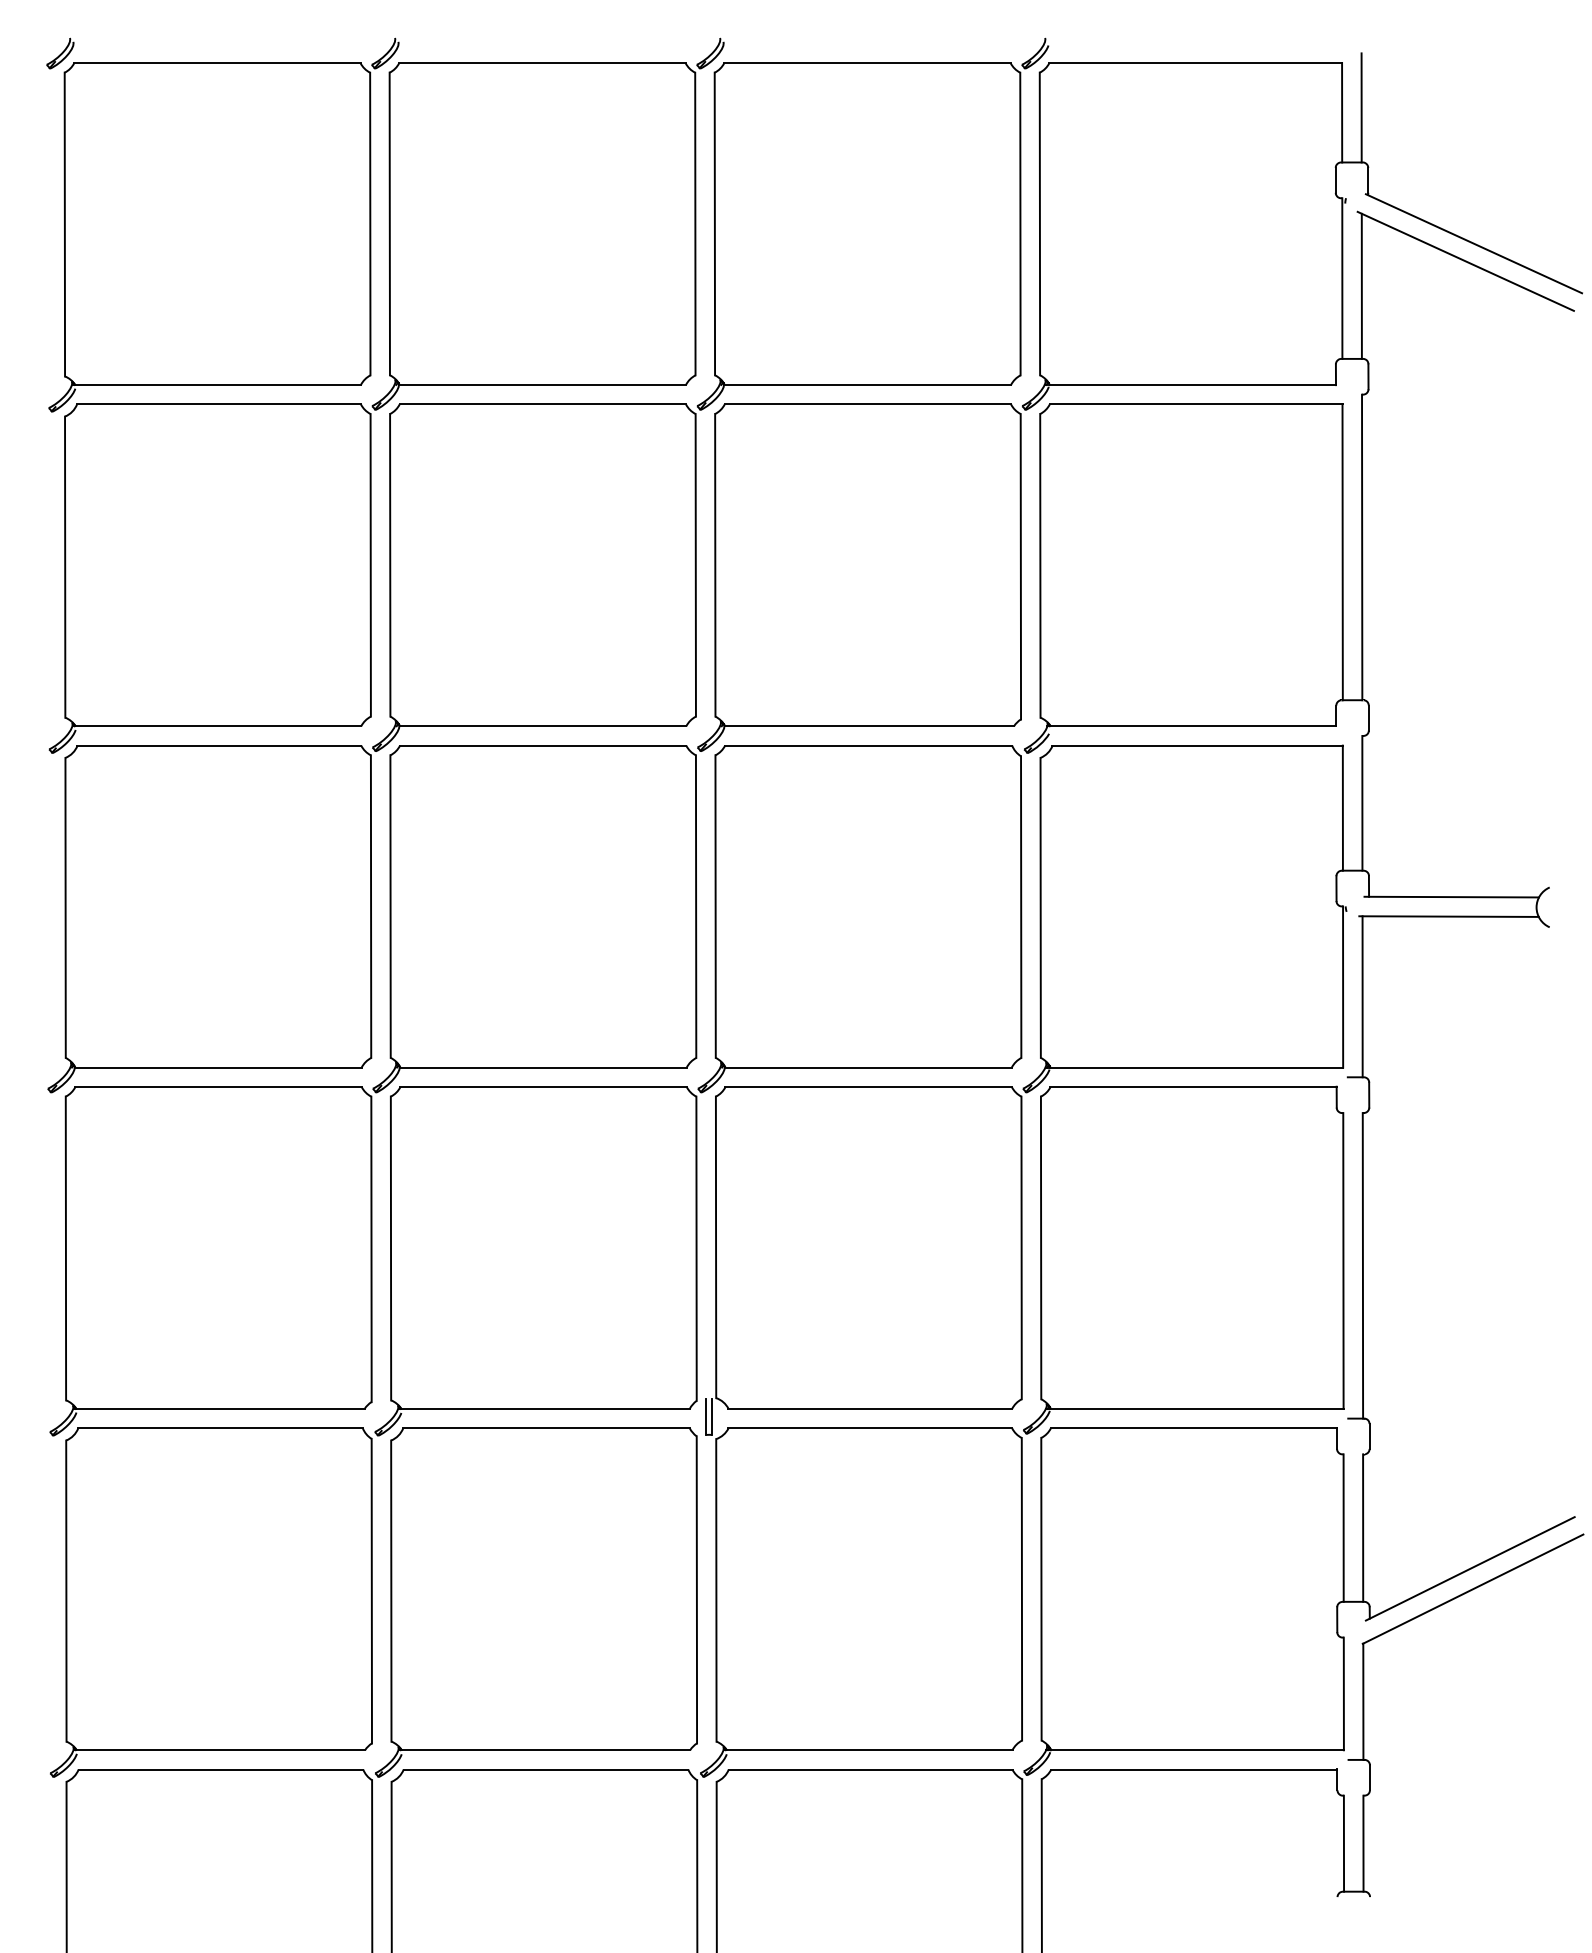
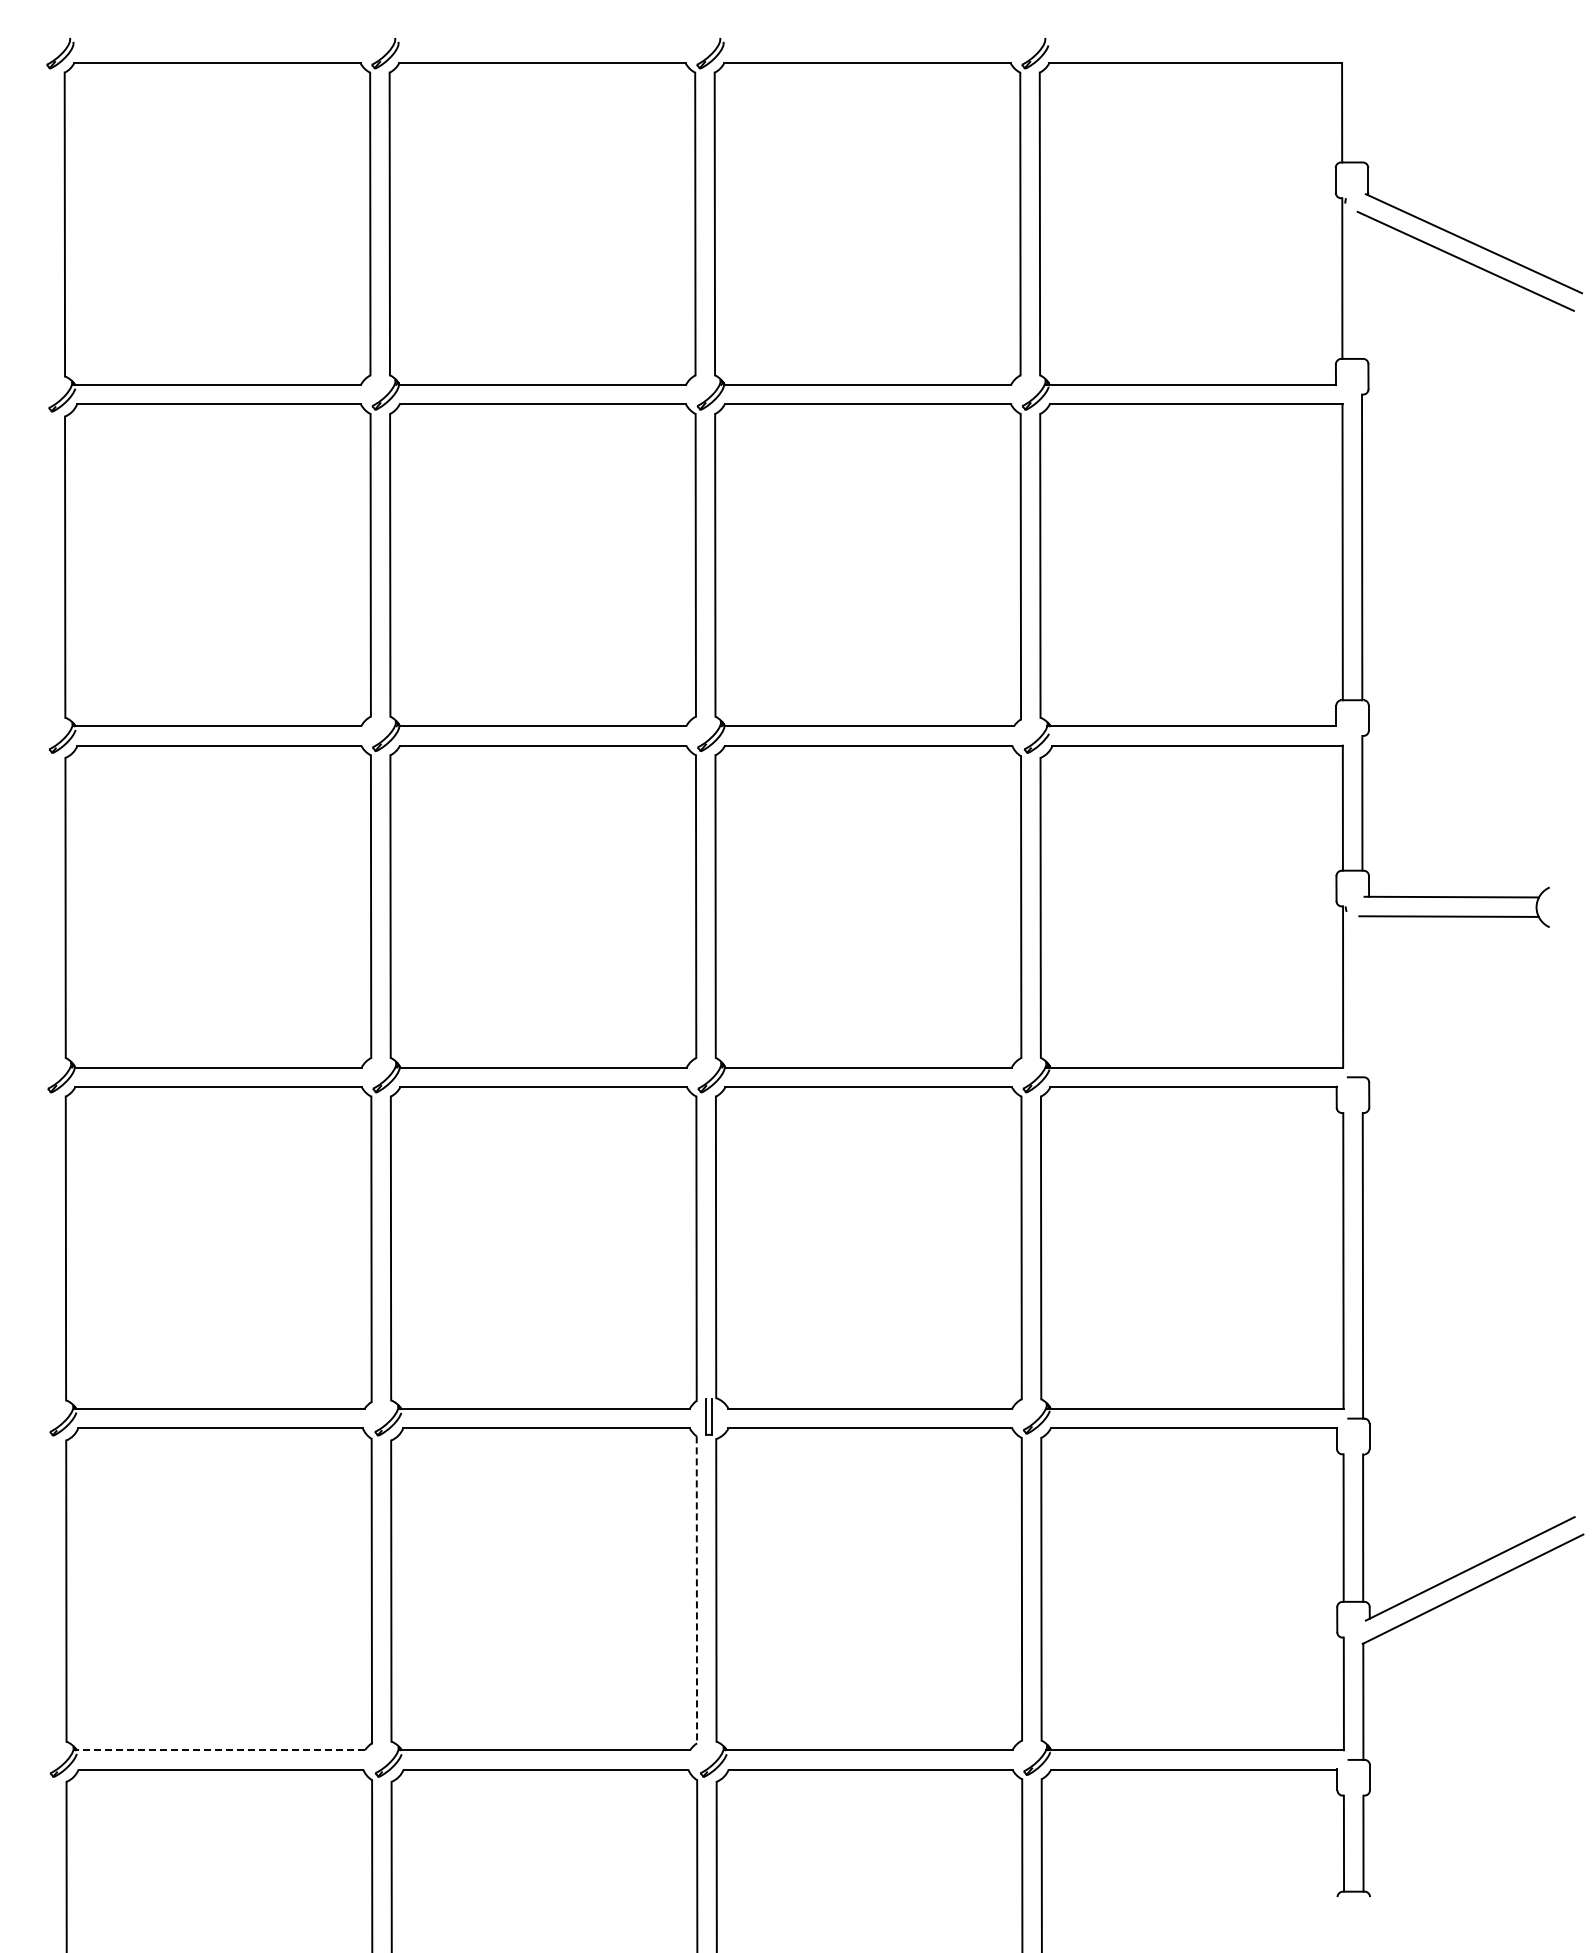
line: present -> none (1361, 107)
line: present -> none (1361, 285)
line: present -> none (1362, 996)
line: solid -> dashed (696, 1589)
line: solid -> dashed (220, 1750)
